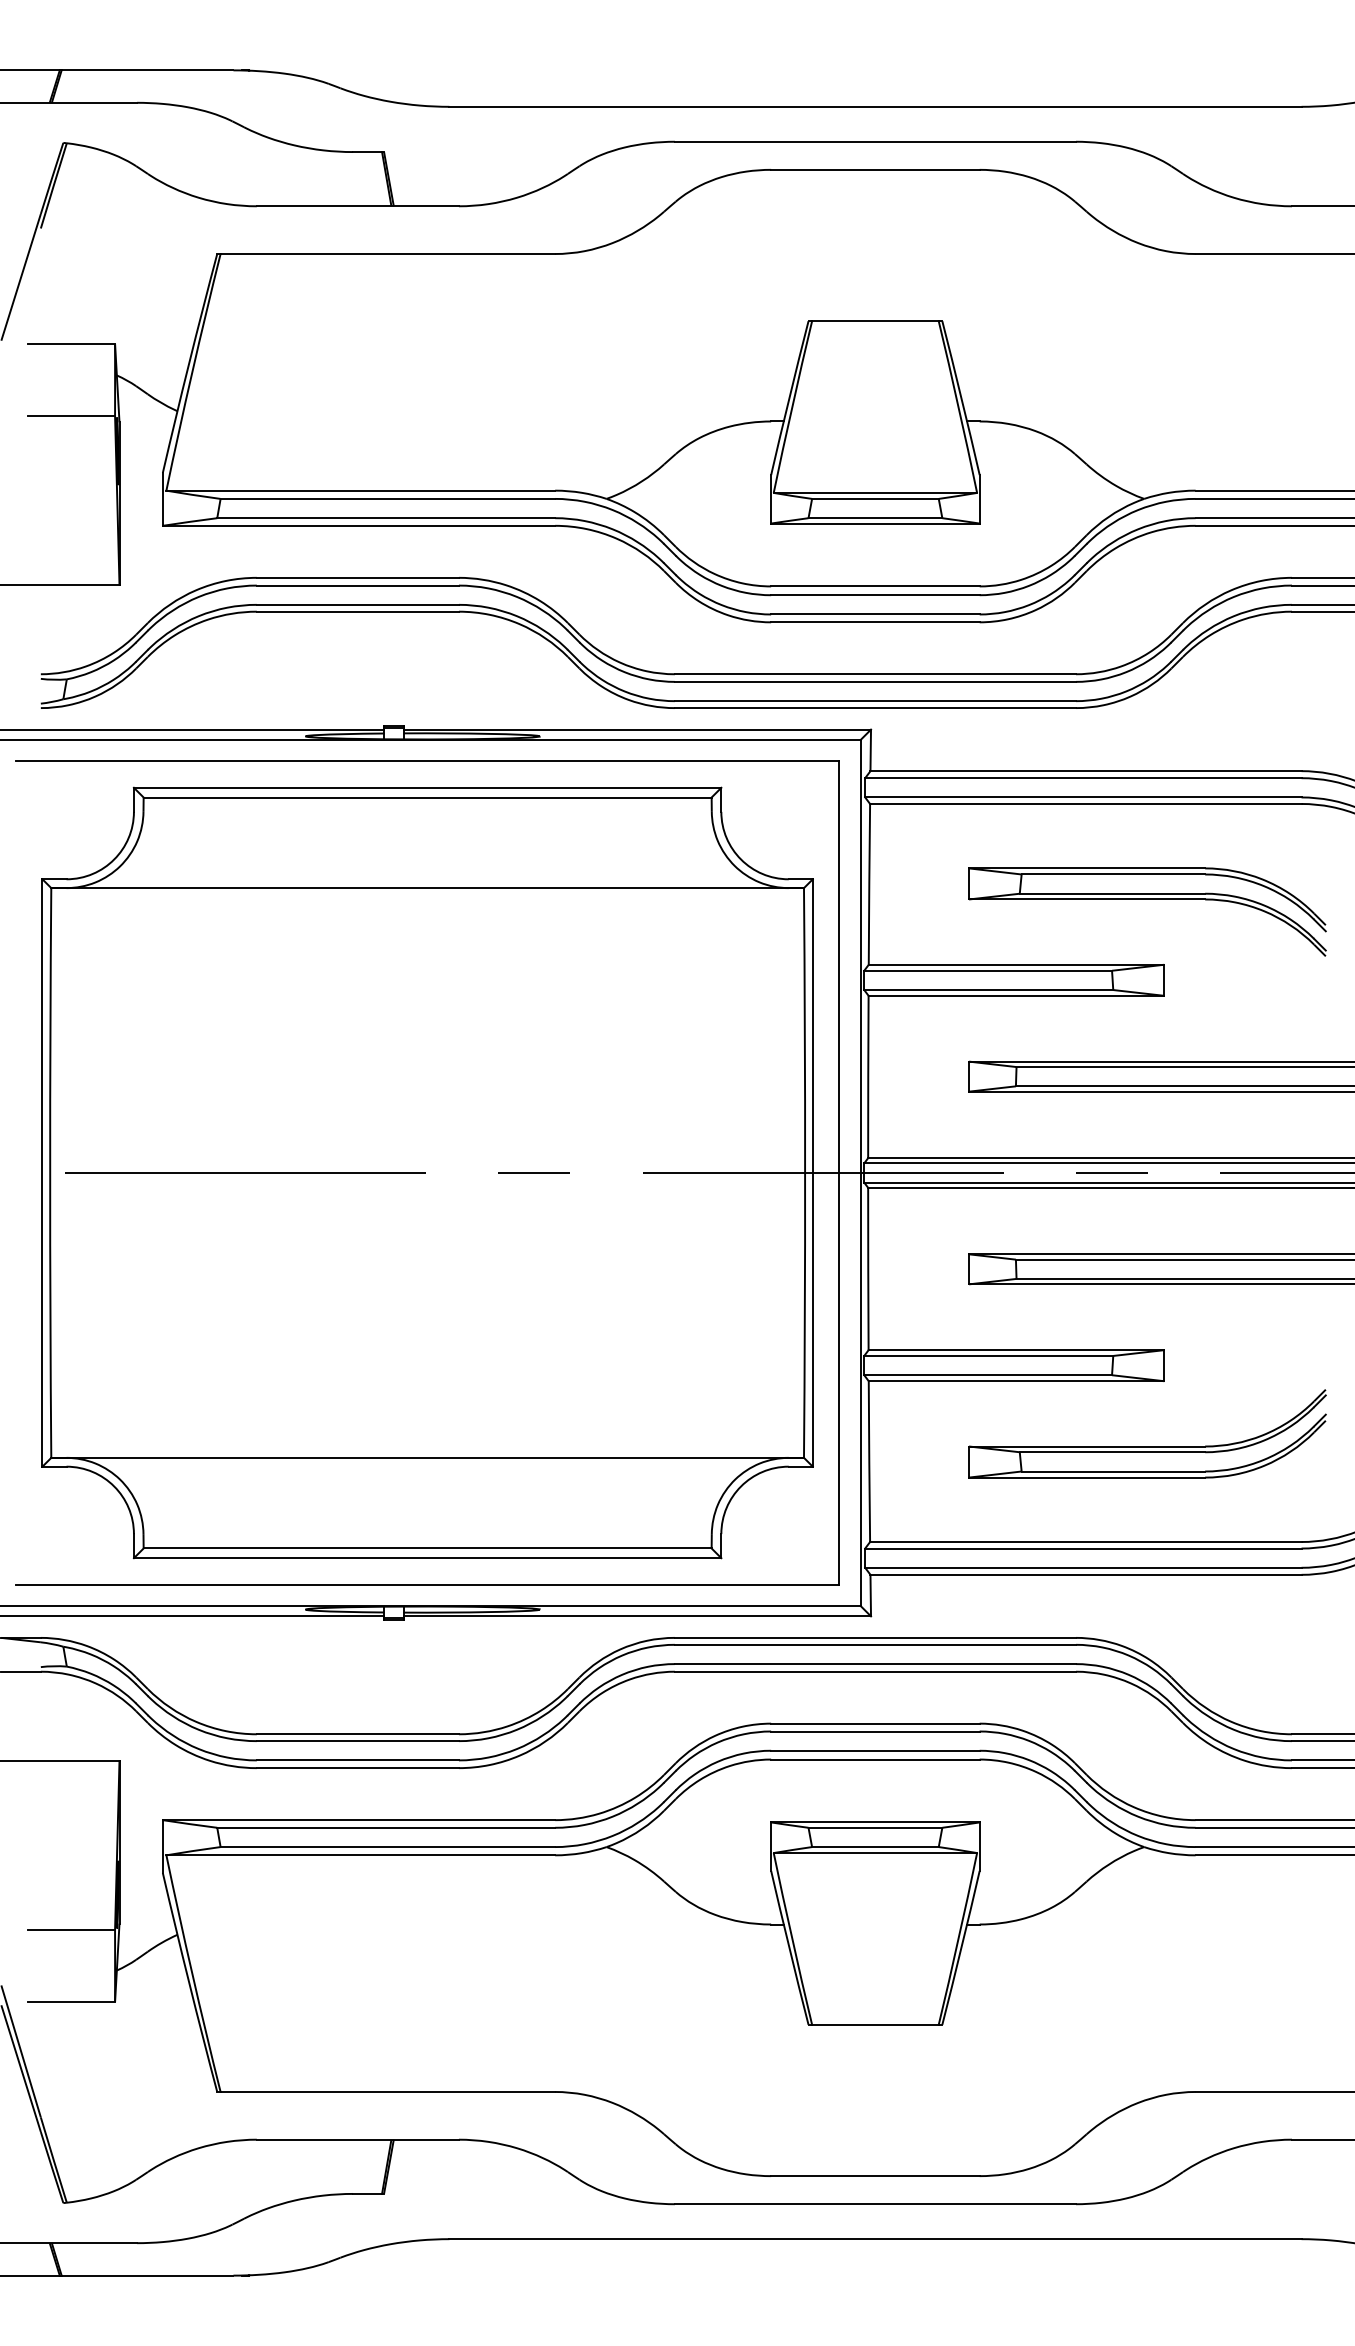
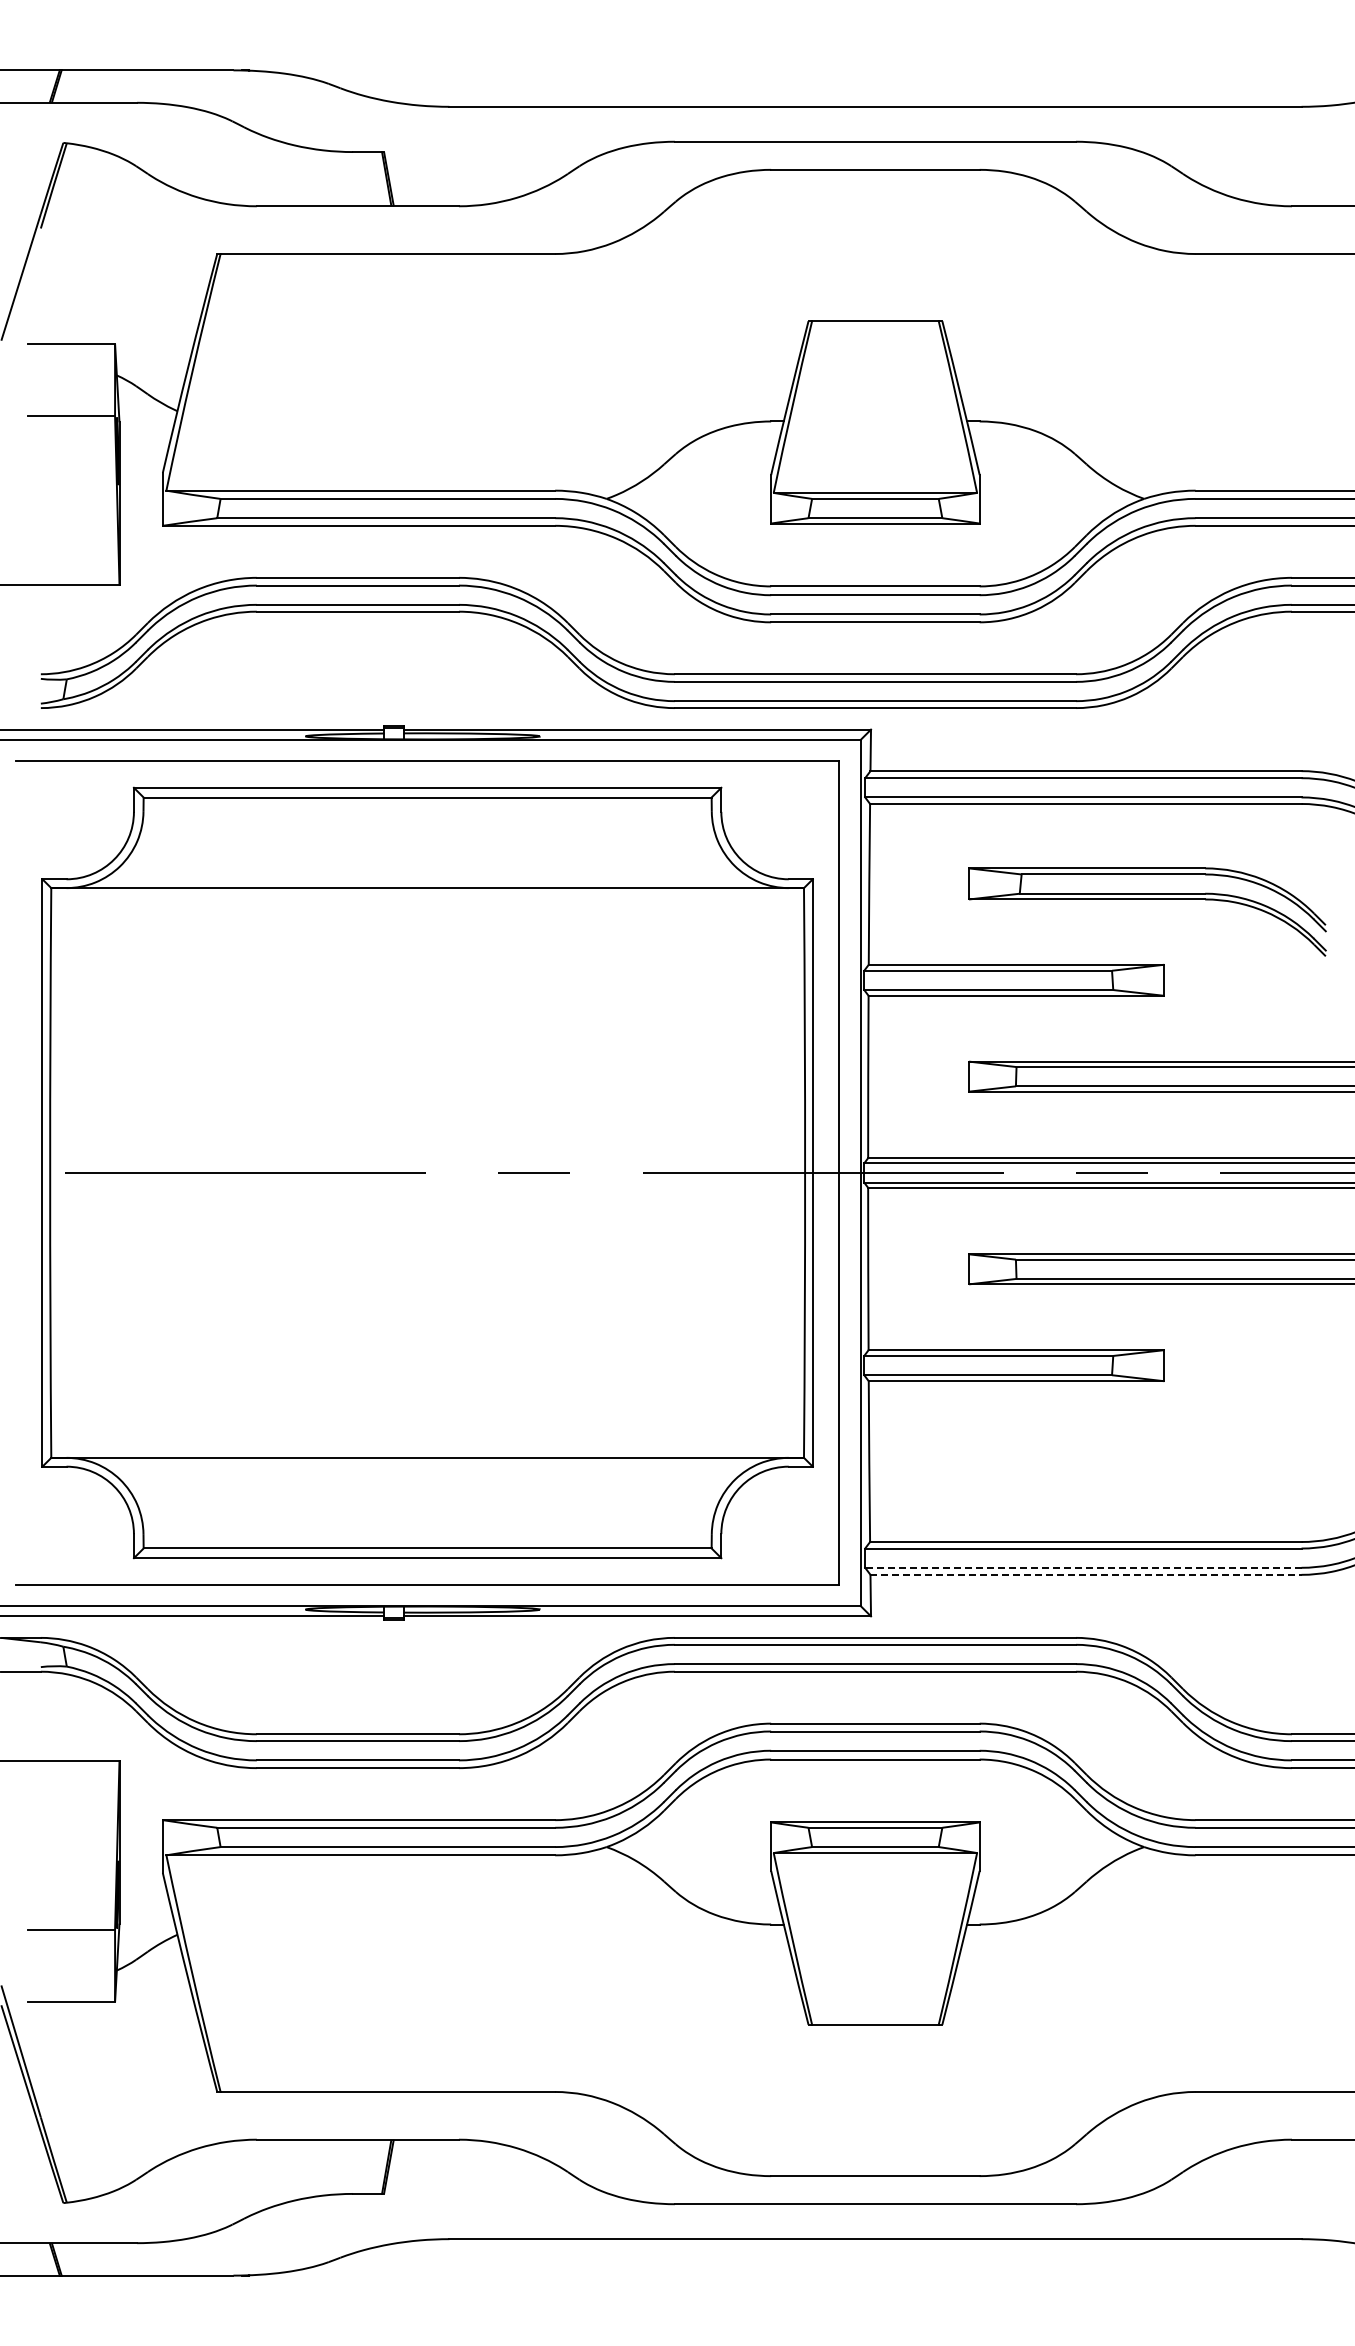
part: present -> none (1147, 1446)
line: solid -> dashed (1082, 1567)
line: solid -> dashed (1086, 1574)
